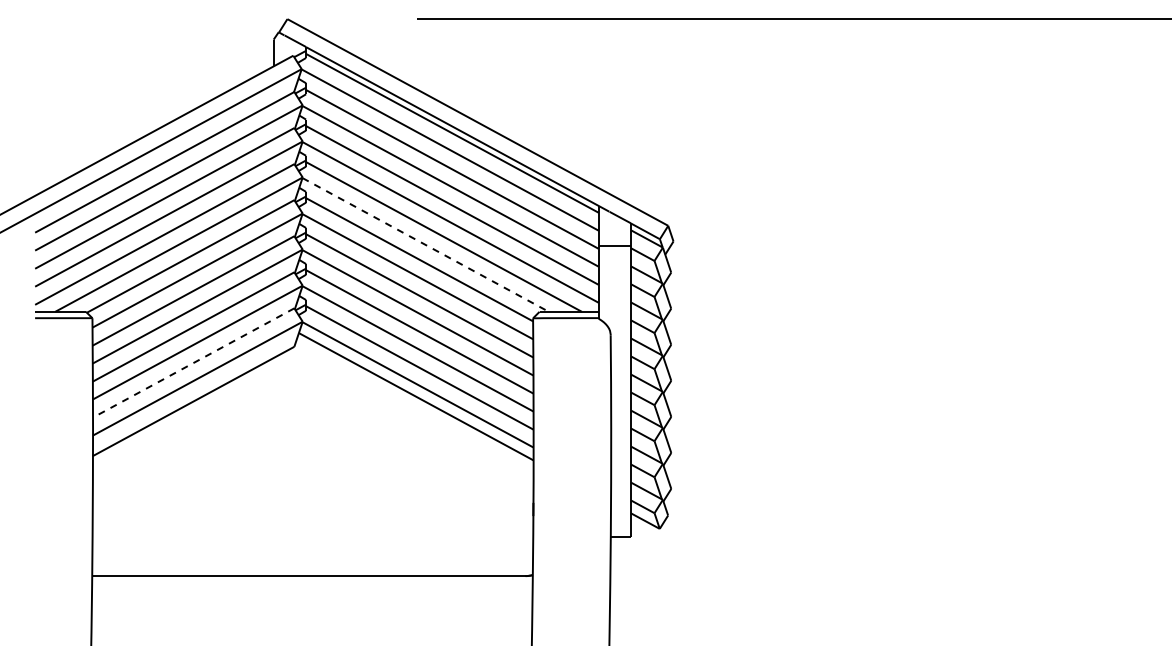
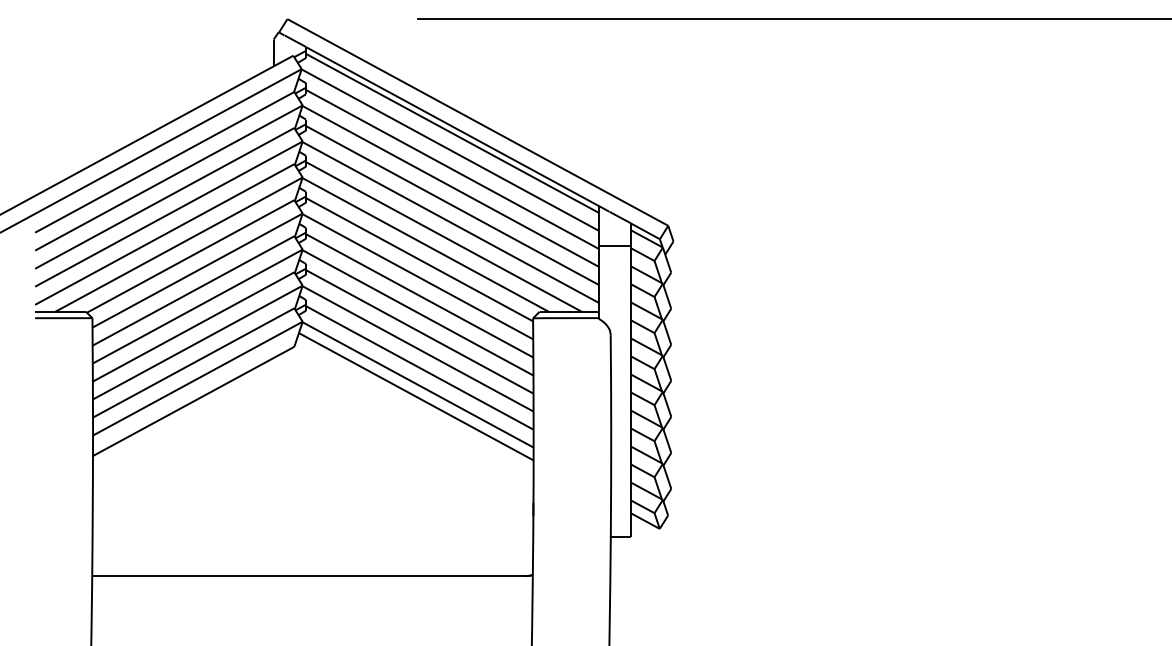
line: dashed -> solid (426, 245)
line: dashed -> solid (193, 362)
